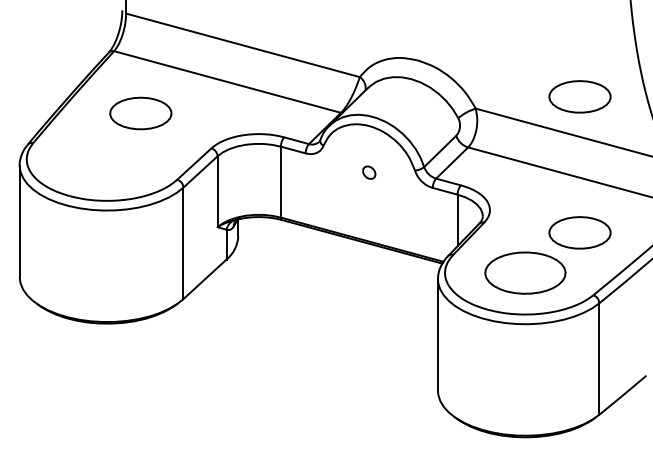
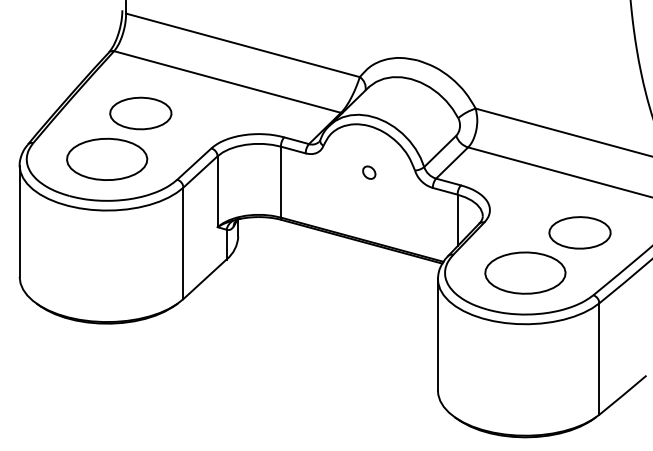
part: present -> none (579, 96)
part: none -> present (107, 158)
